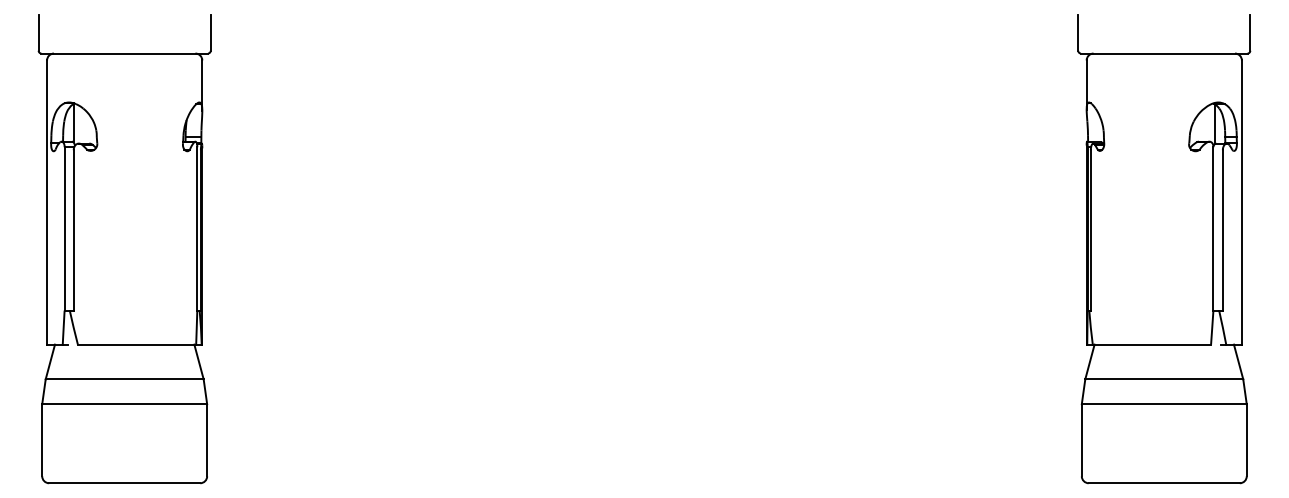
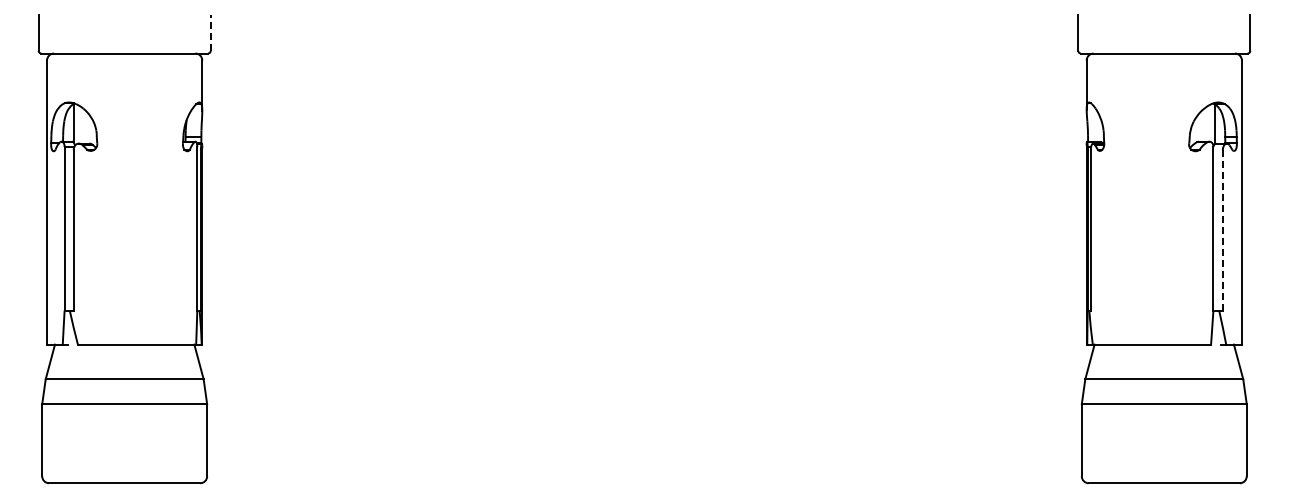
line: solid -> dashed (210, 32)
line: solid -> dashed (1222, 230)
